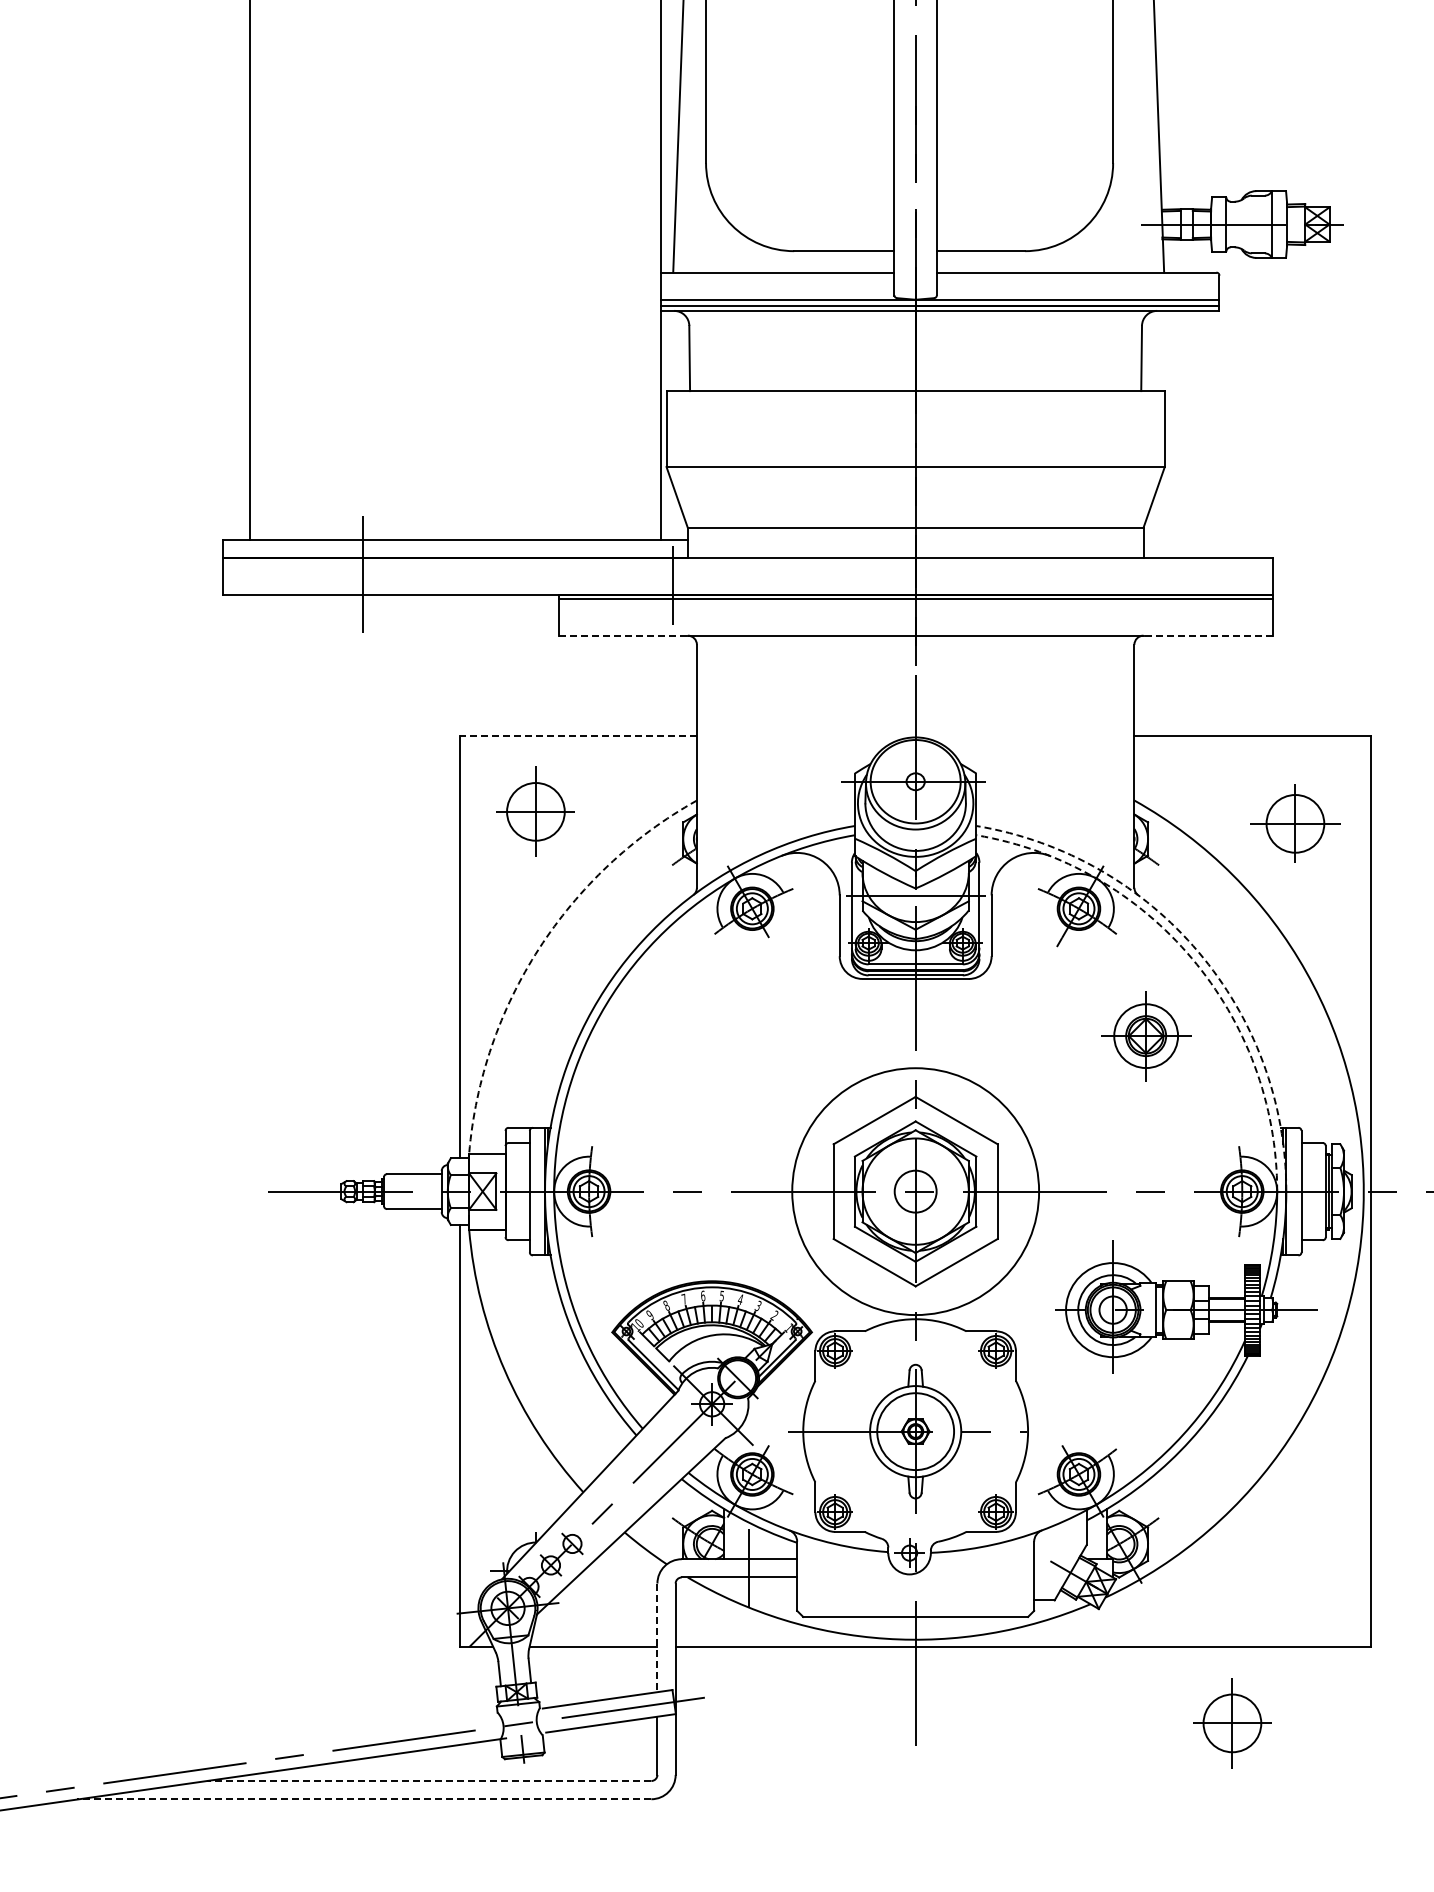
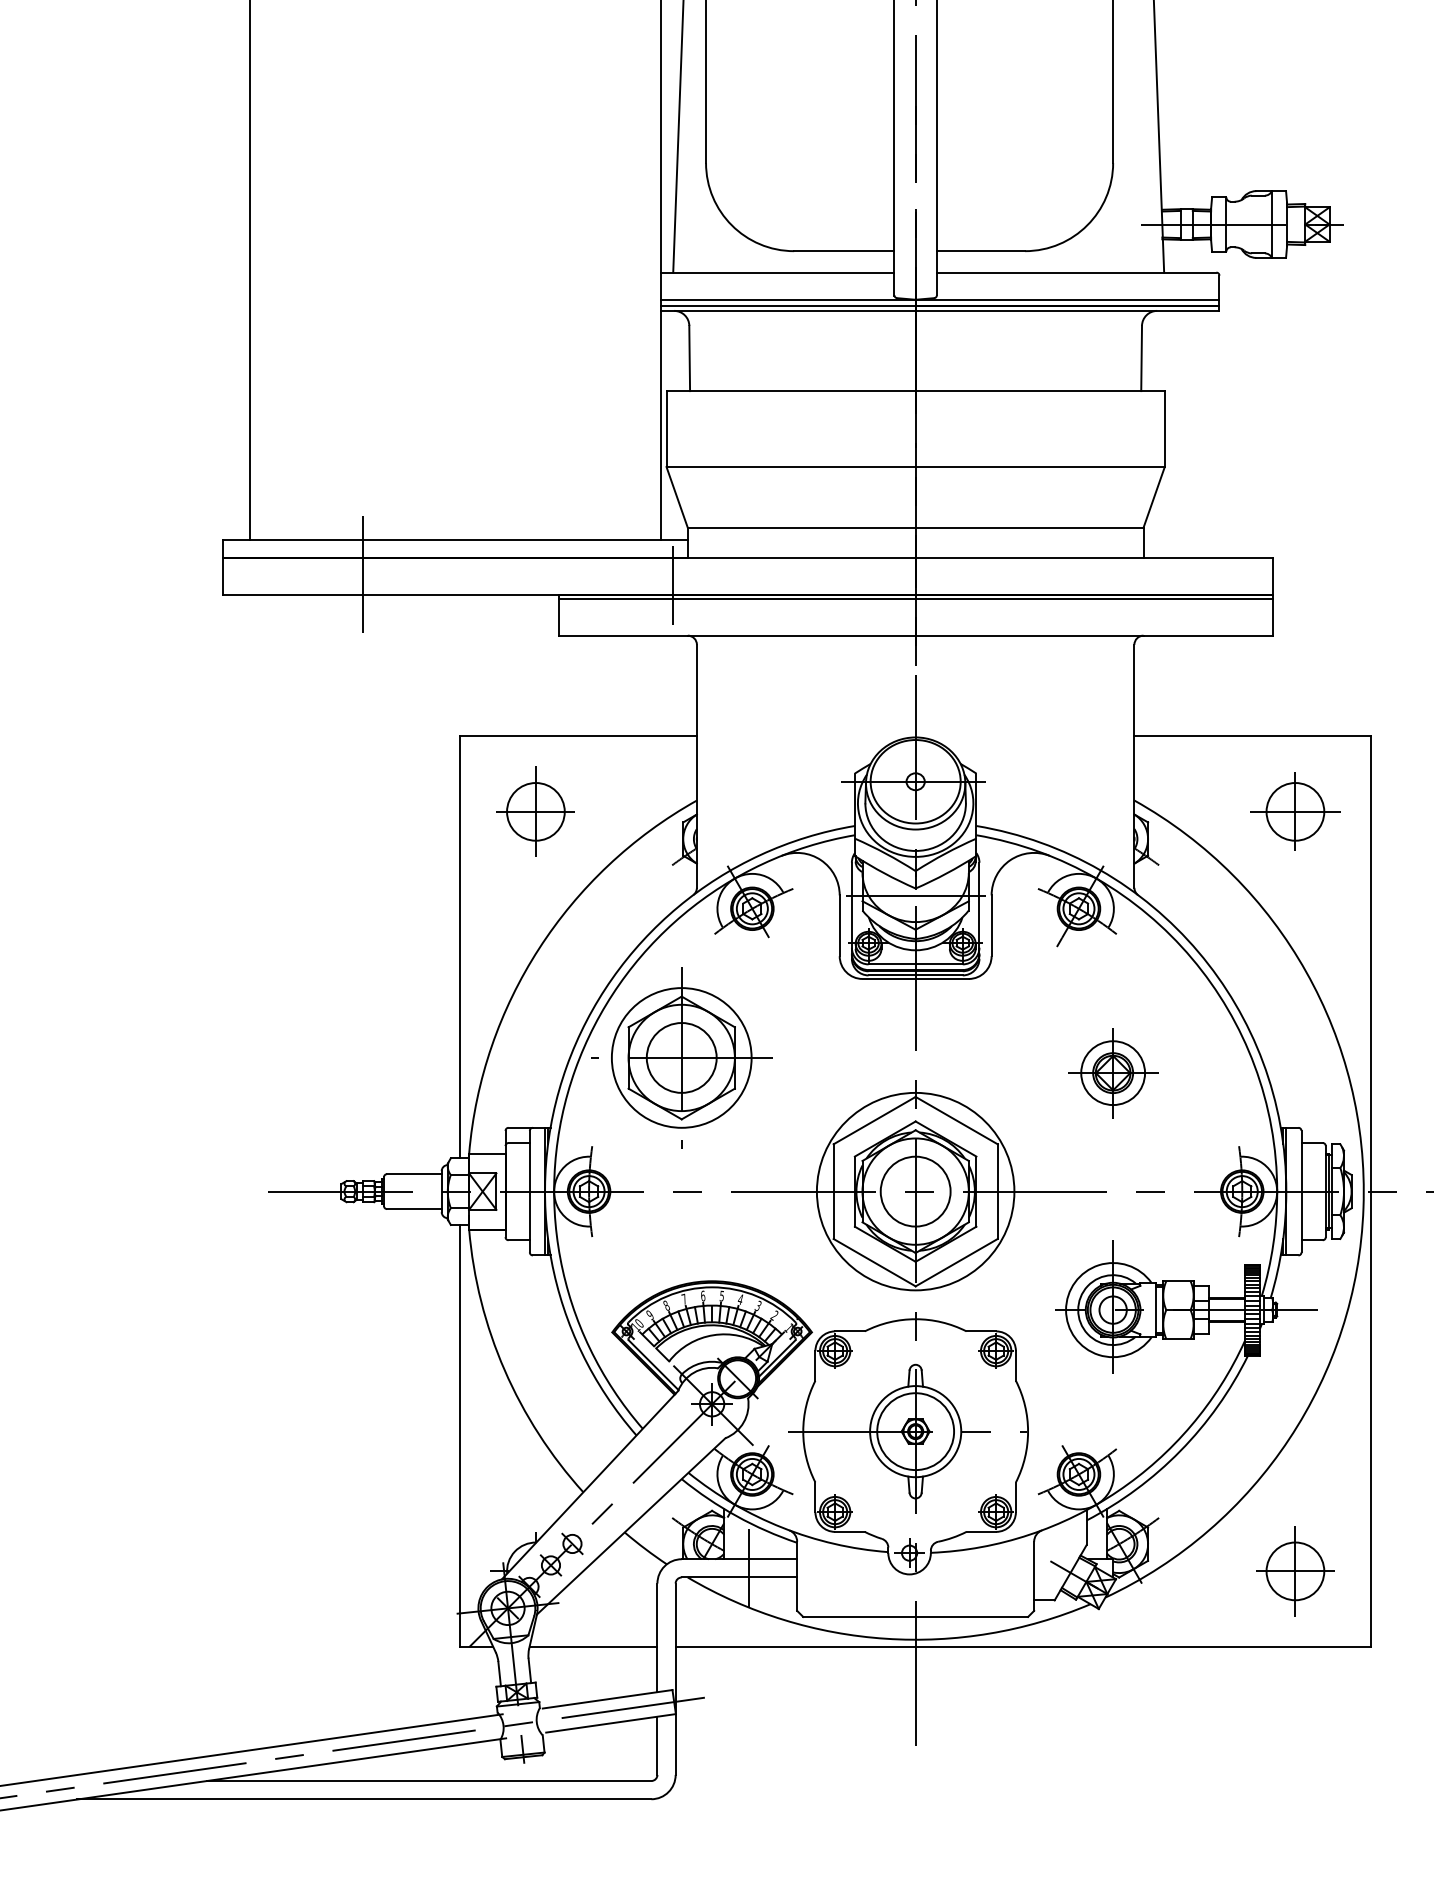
line: dashed -> solid (623, 635)
line: dashed -> solid (1208, 635)
line: dashed -> solid (577, 735)
part position: (1295, 823) -> (1295, 811) (1295, 811)
arc: dashed -> solid (539, 948)
arc: dashed -> solid (1198, 951)
arc: dashed -> solid (1191, 958)
part position: (1146, 1036) -> (1113, 1073) (1113, 1073)
part: none -> present (681, 1057)
circle diameter: 247 px -> 197 px (915, 1191)
circle diameter: 42 px -> 70 px (915, 1191)
line: dashed -> solid (657, 1638)
part position: (1232, 1723) -> (1295, 1571) (1295, 1571)
line: none -> present (252, 1749)
line: dashed -> solid (428, 1781)
line: dashed -> solid (363, 1799)
